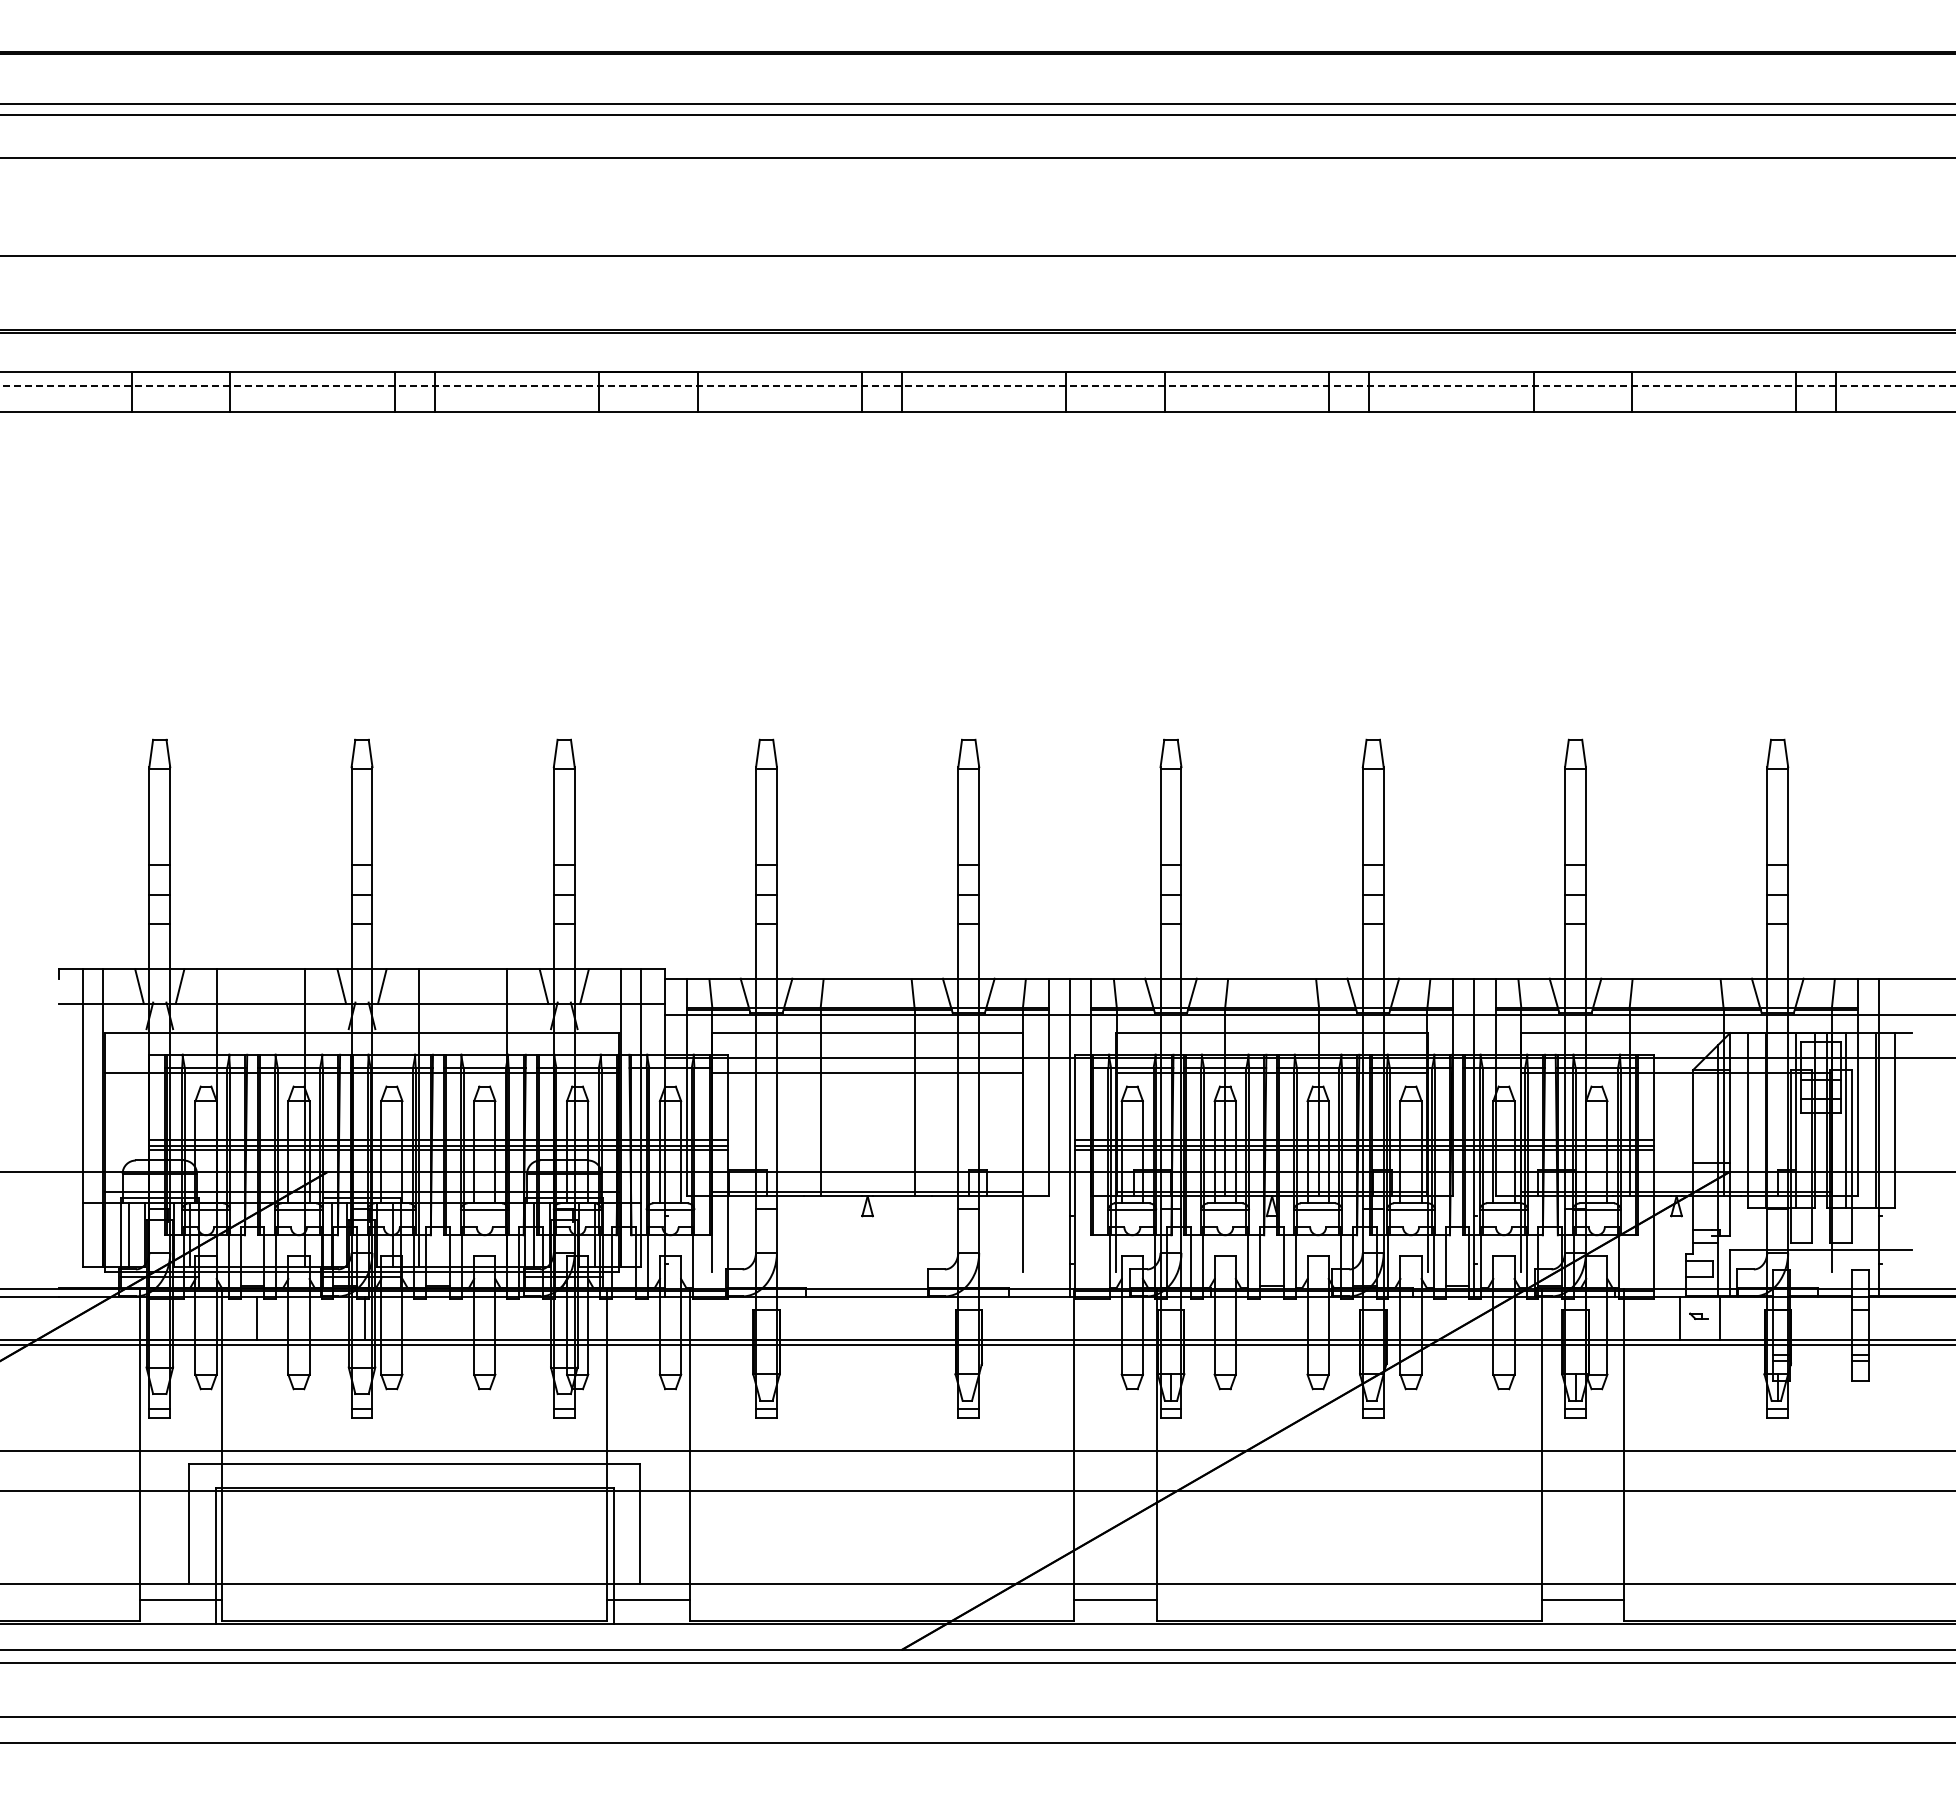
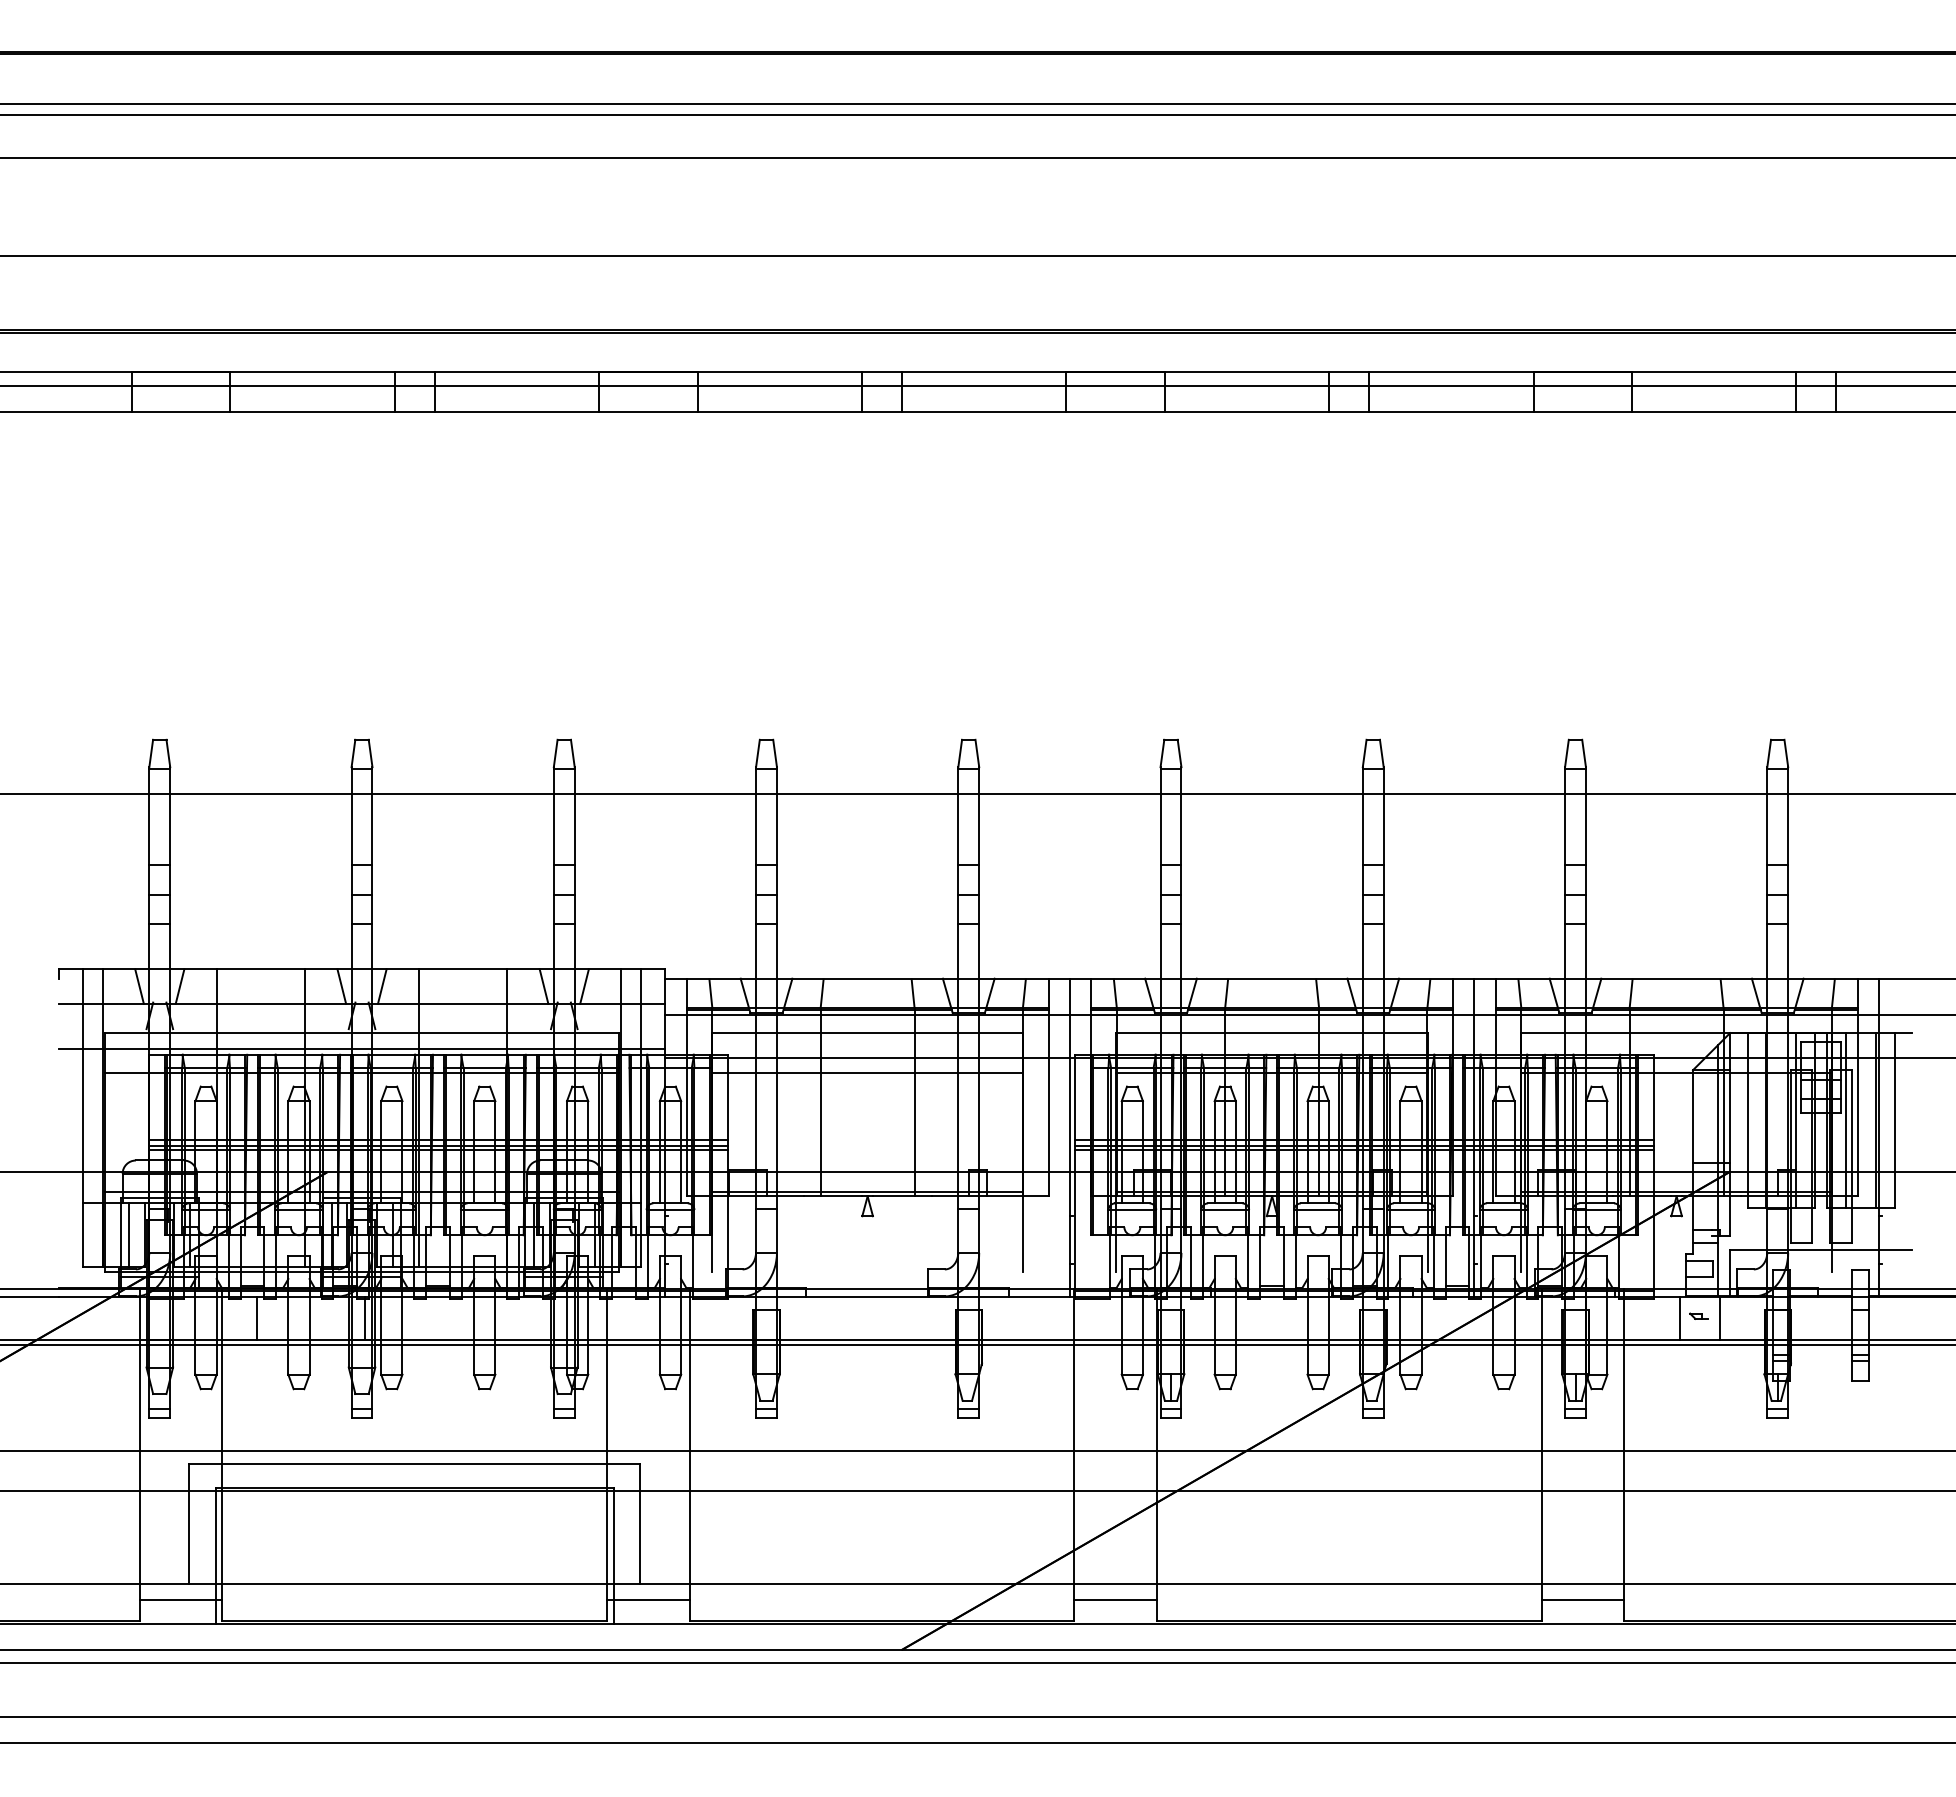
line: dashed -> solid (978, 385)
line: none -> present (977, 794)
line: none -> present (361, 1049)
